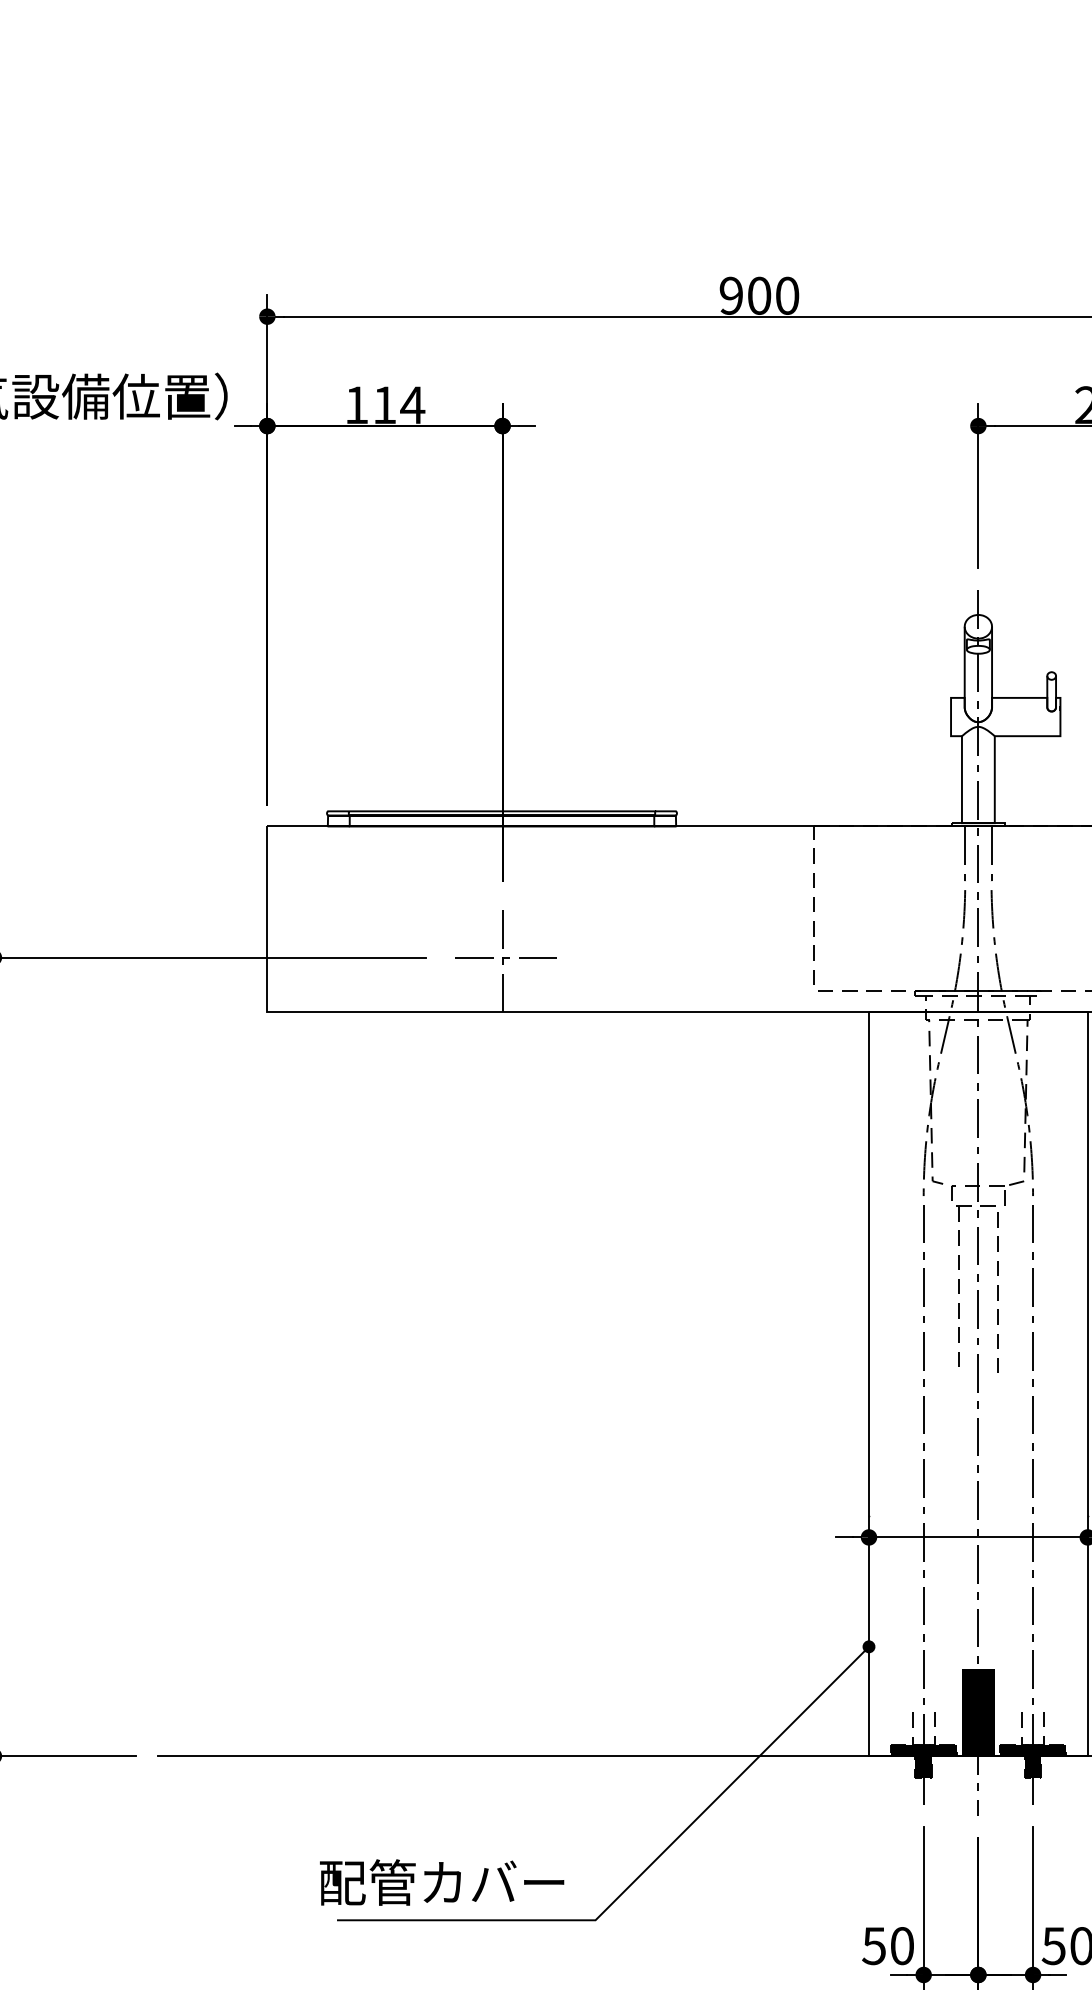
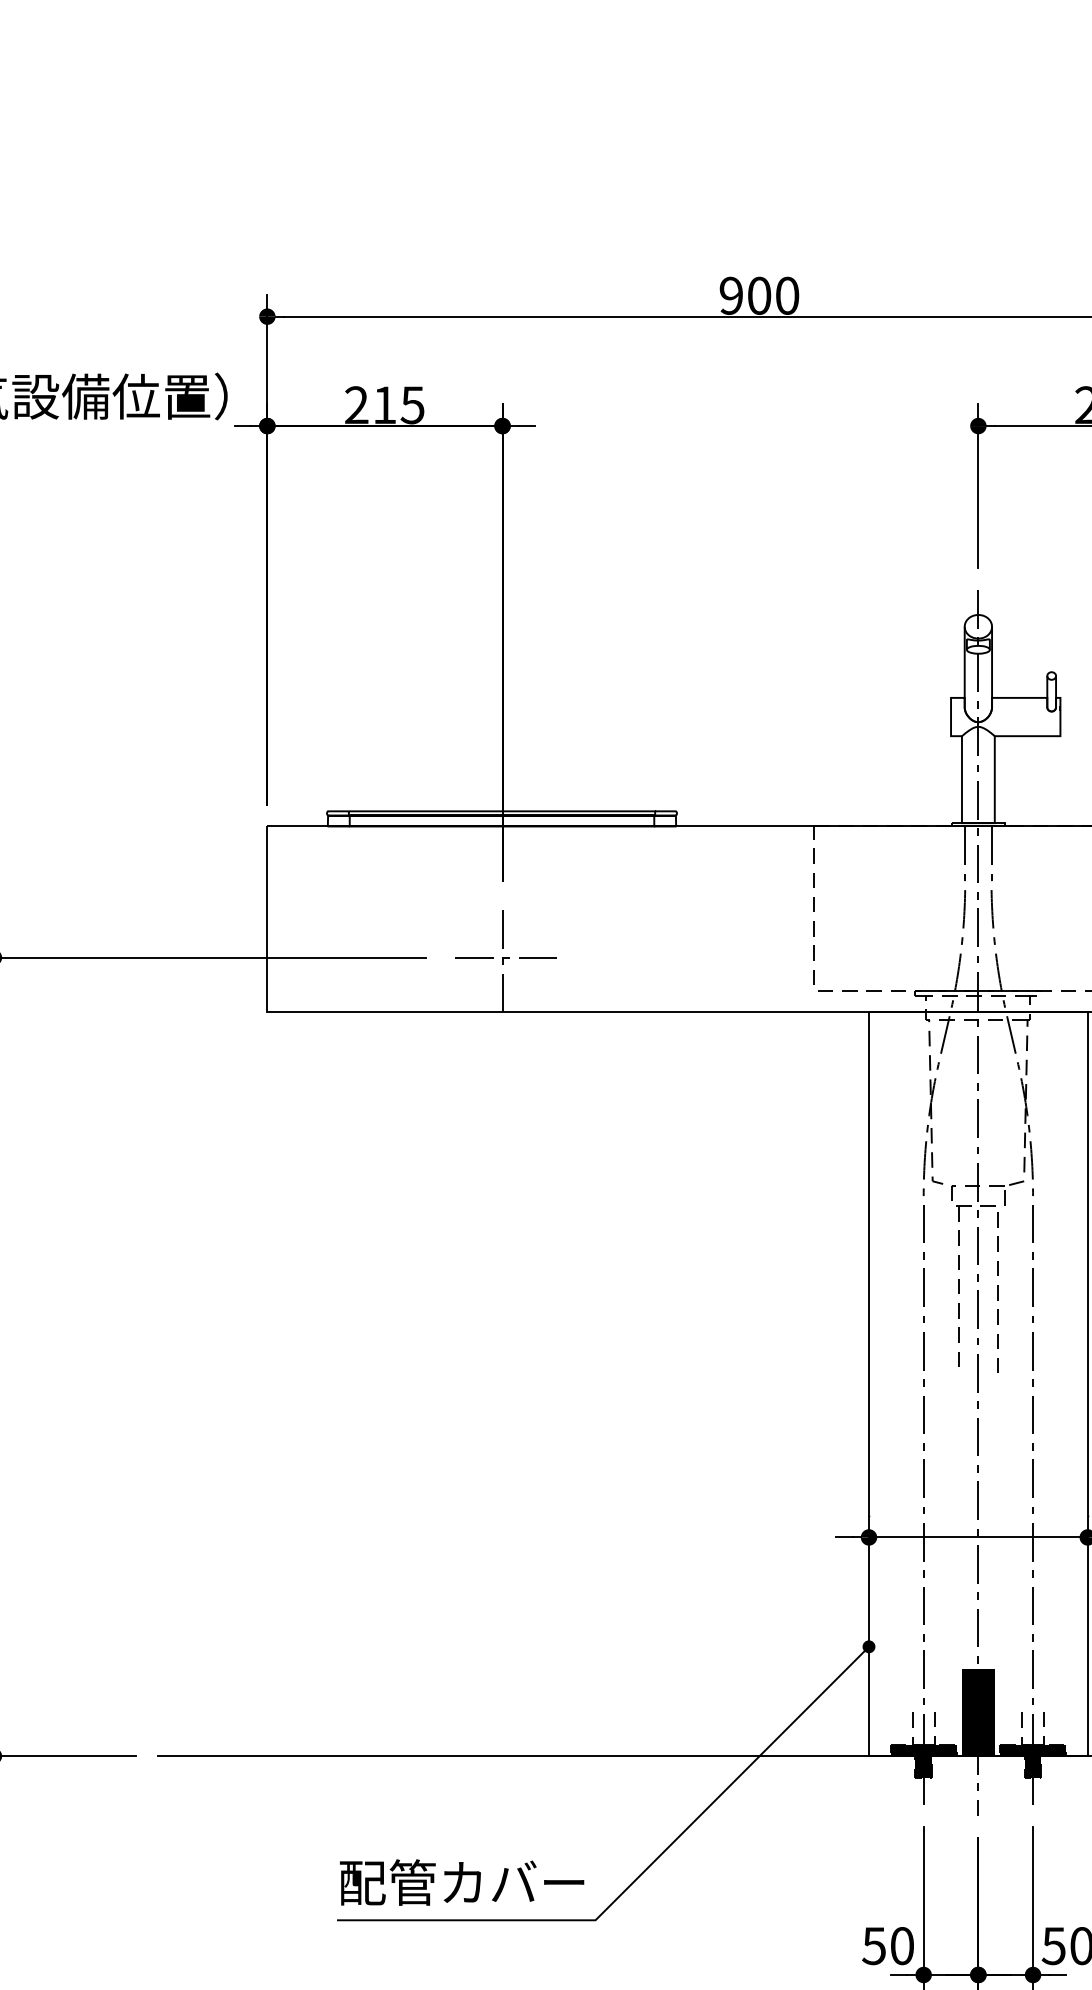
text: 114 -> 215 (385, 405)
text position: (442, 1882) -> (462, 1882) (462, 1882)
